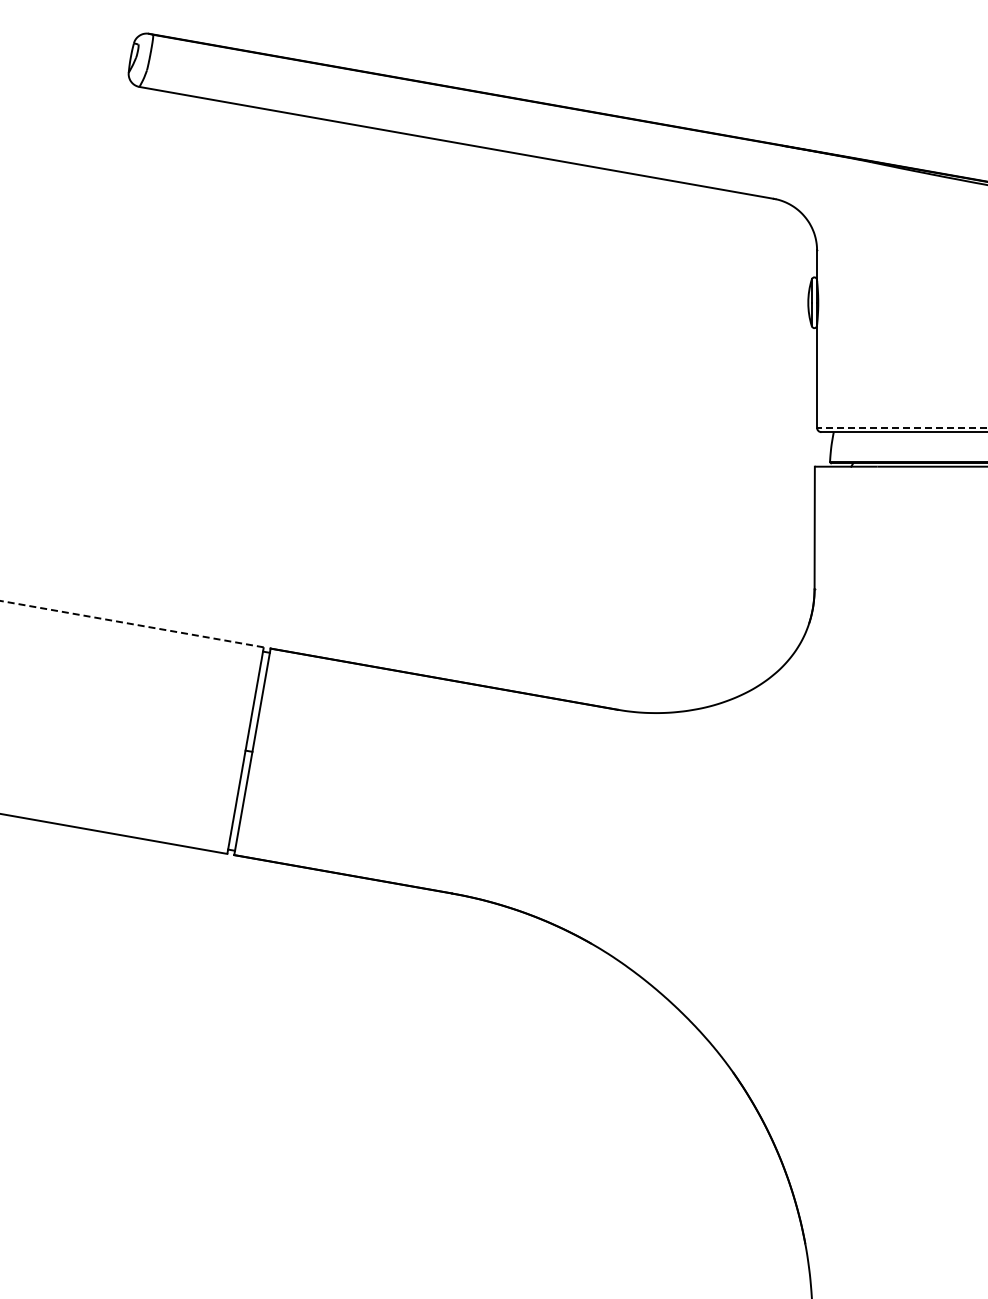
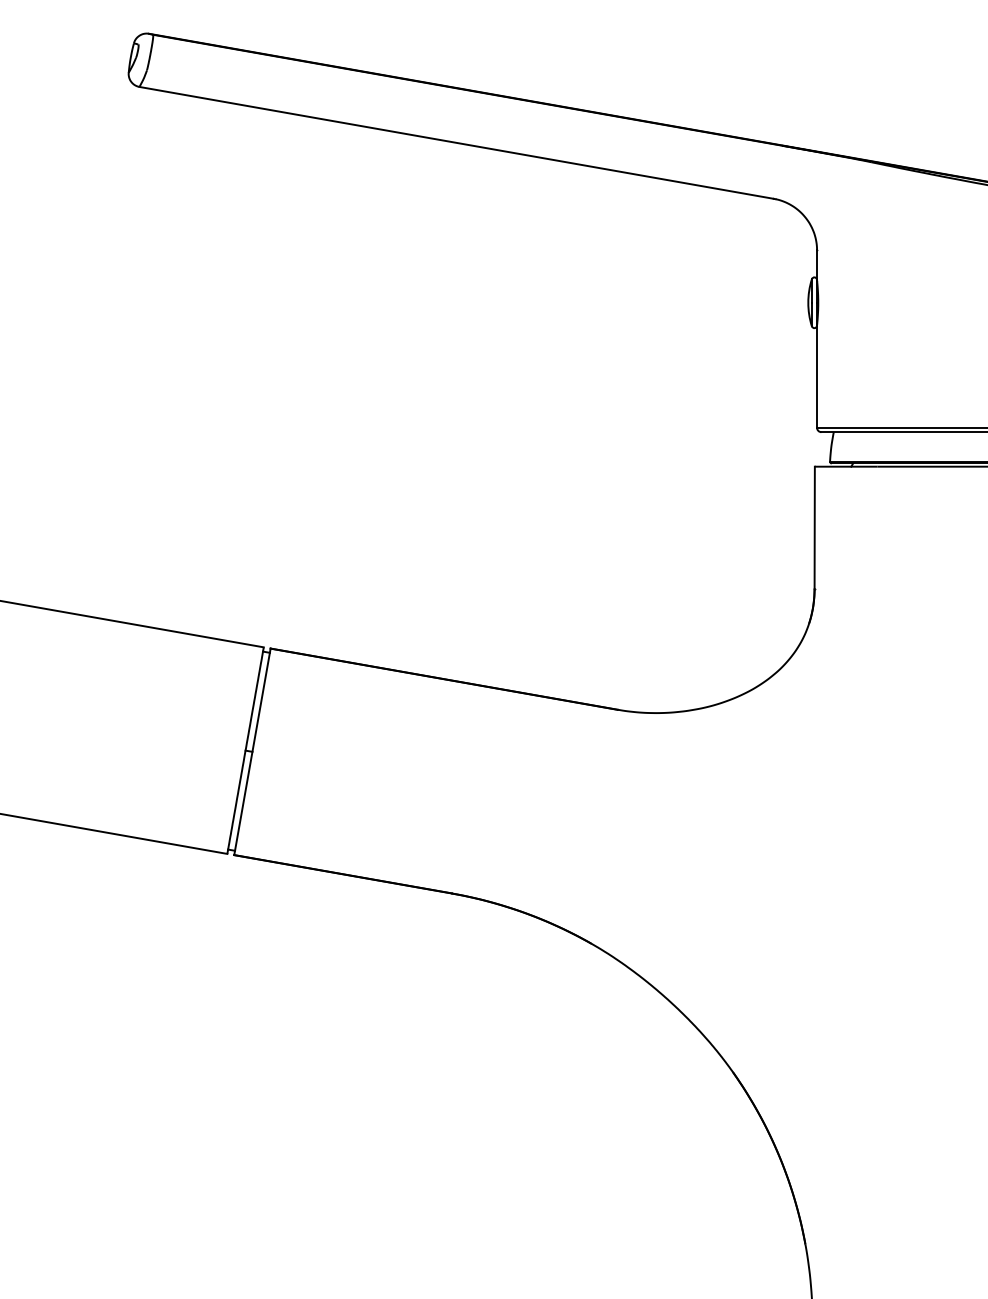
line: dashed -> solid (901, 427)
line: dashed -> solid (131, 624)
